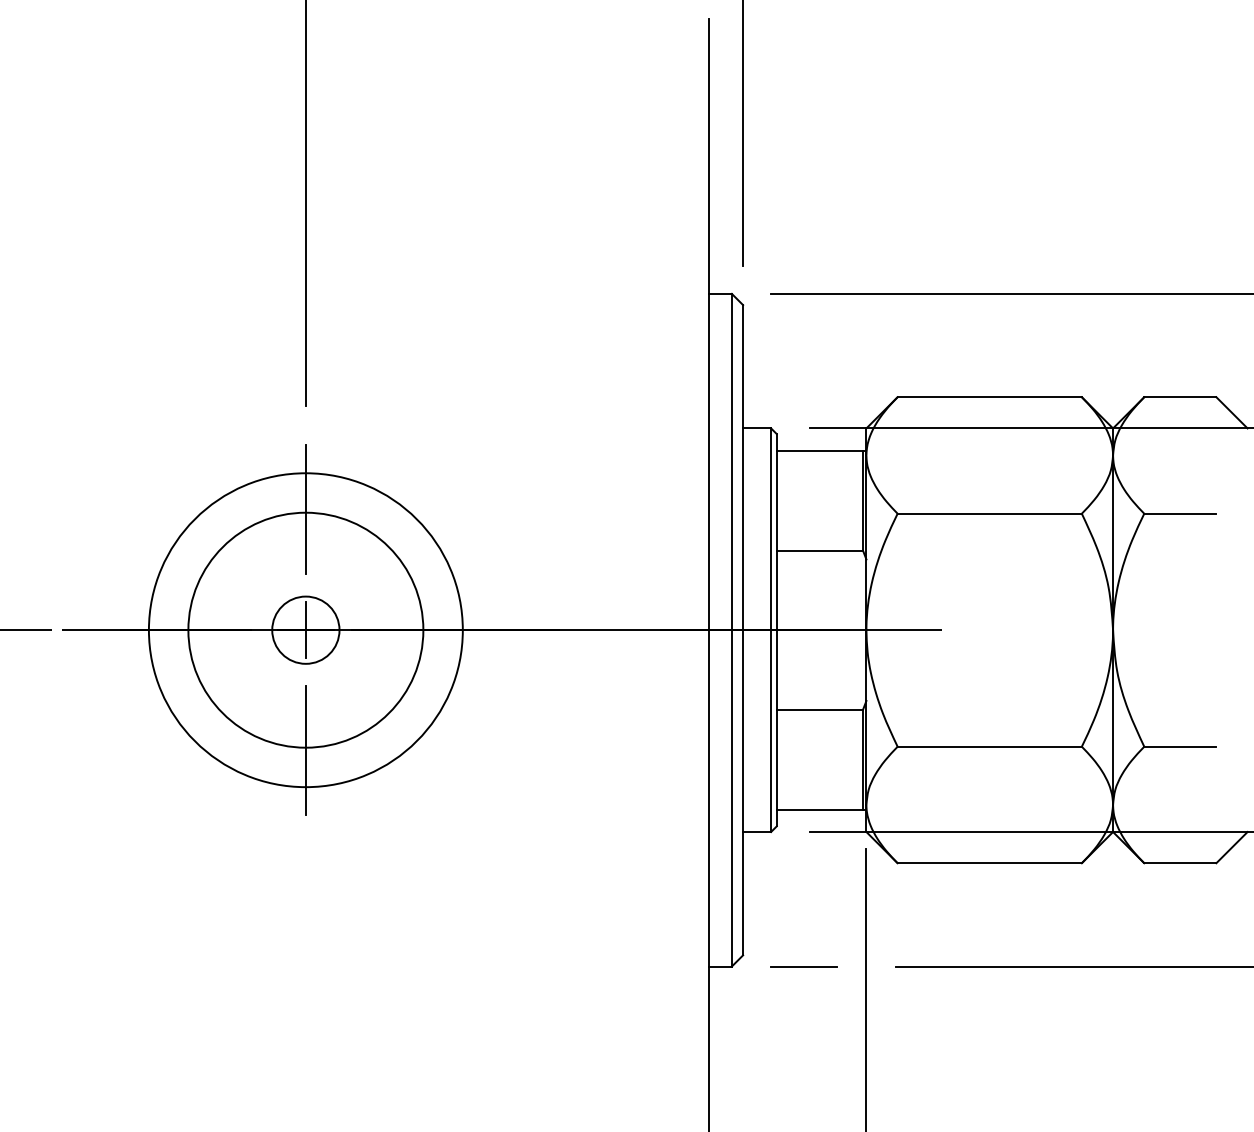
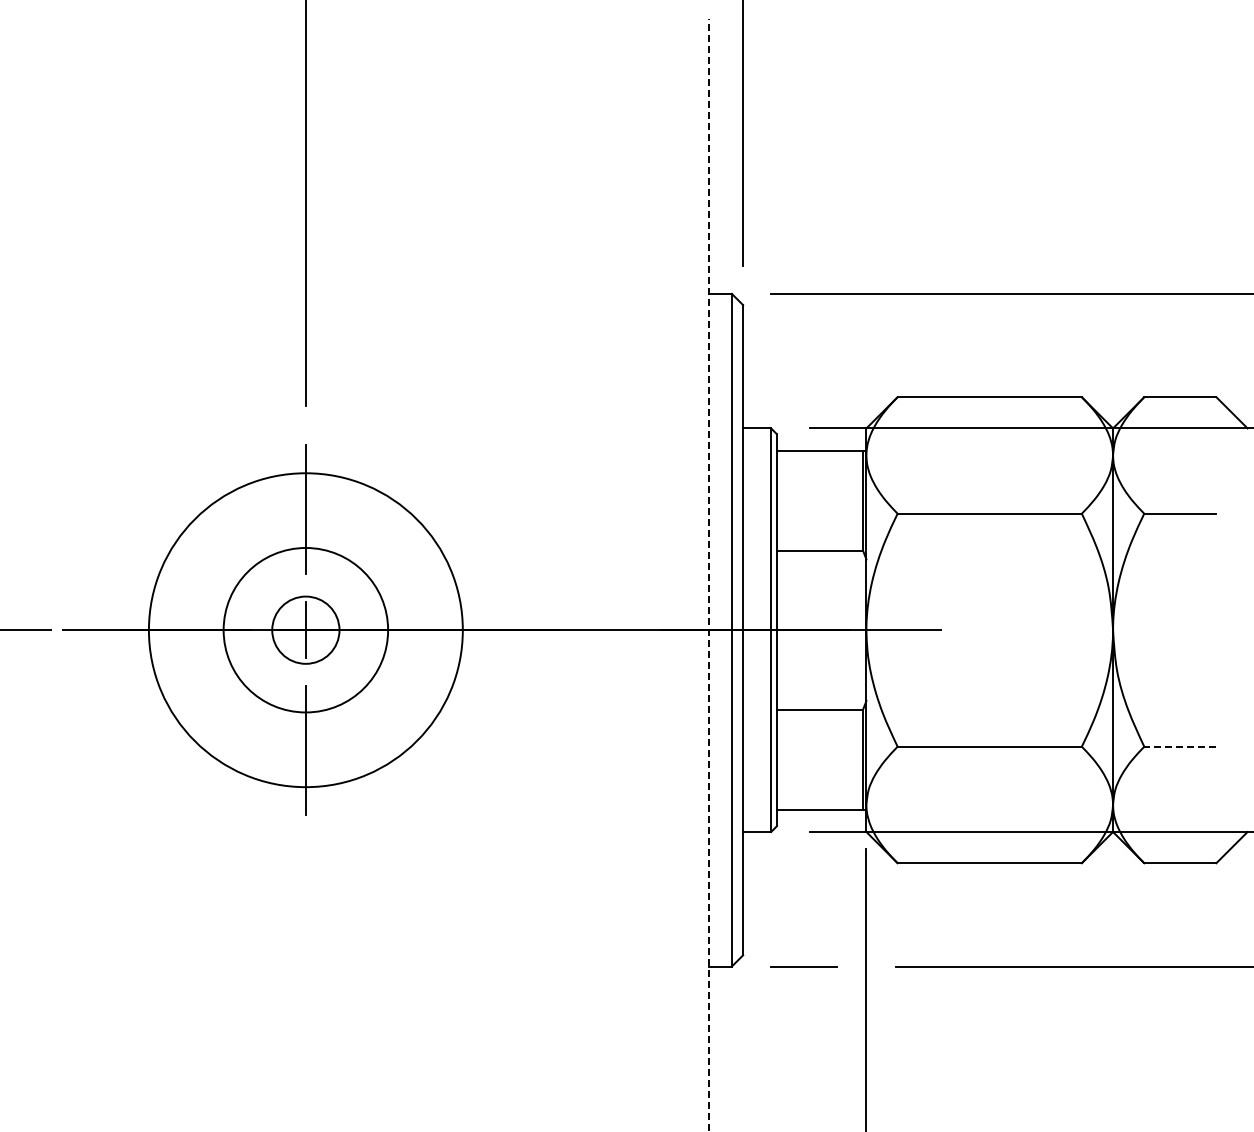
line: solid -> dashed (709, 575)
circle diameter: 235 px -> 164 px (305, 629)
line: solid -> dashed (1179, 746)
